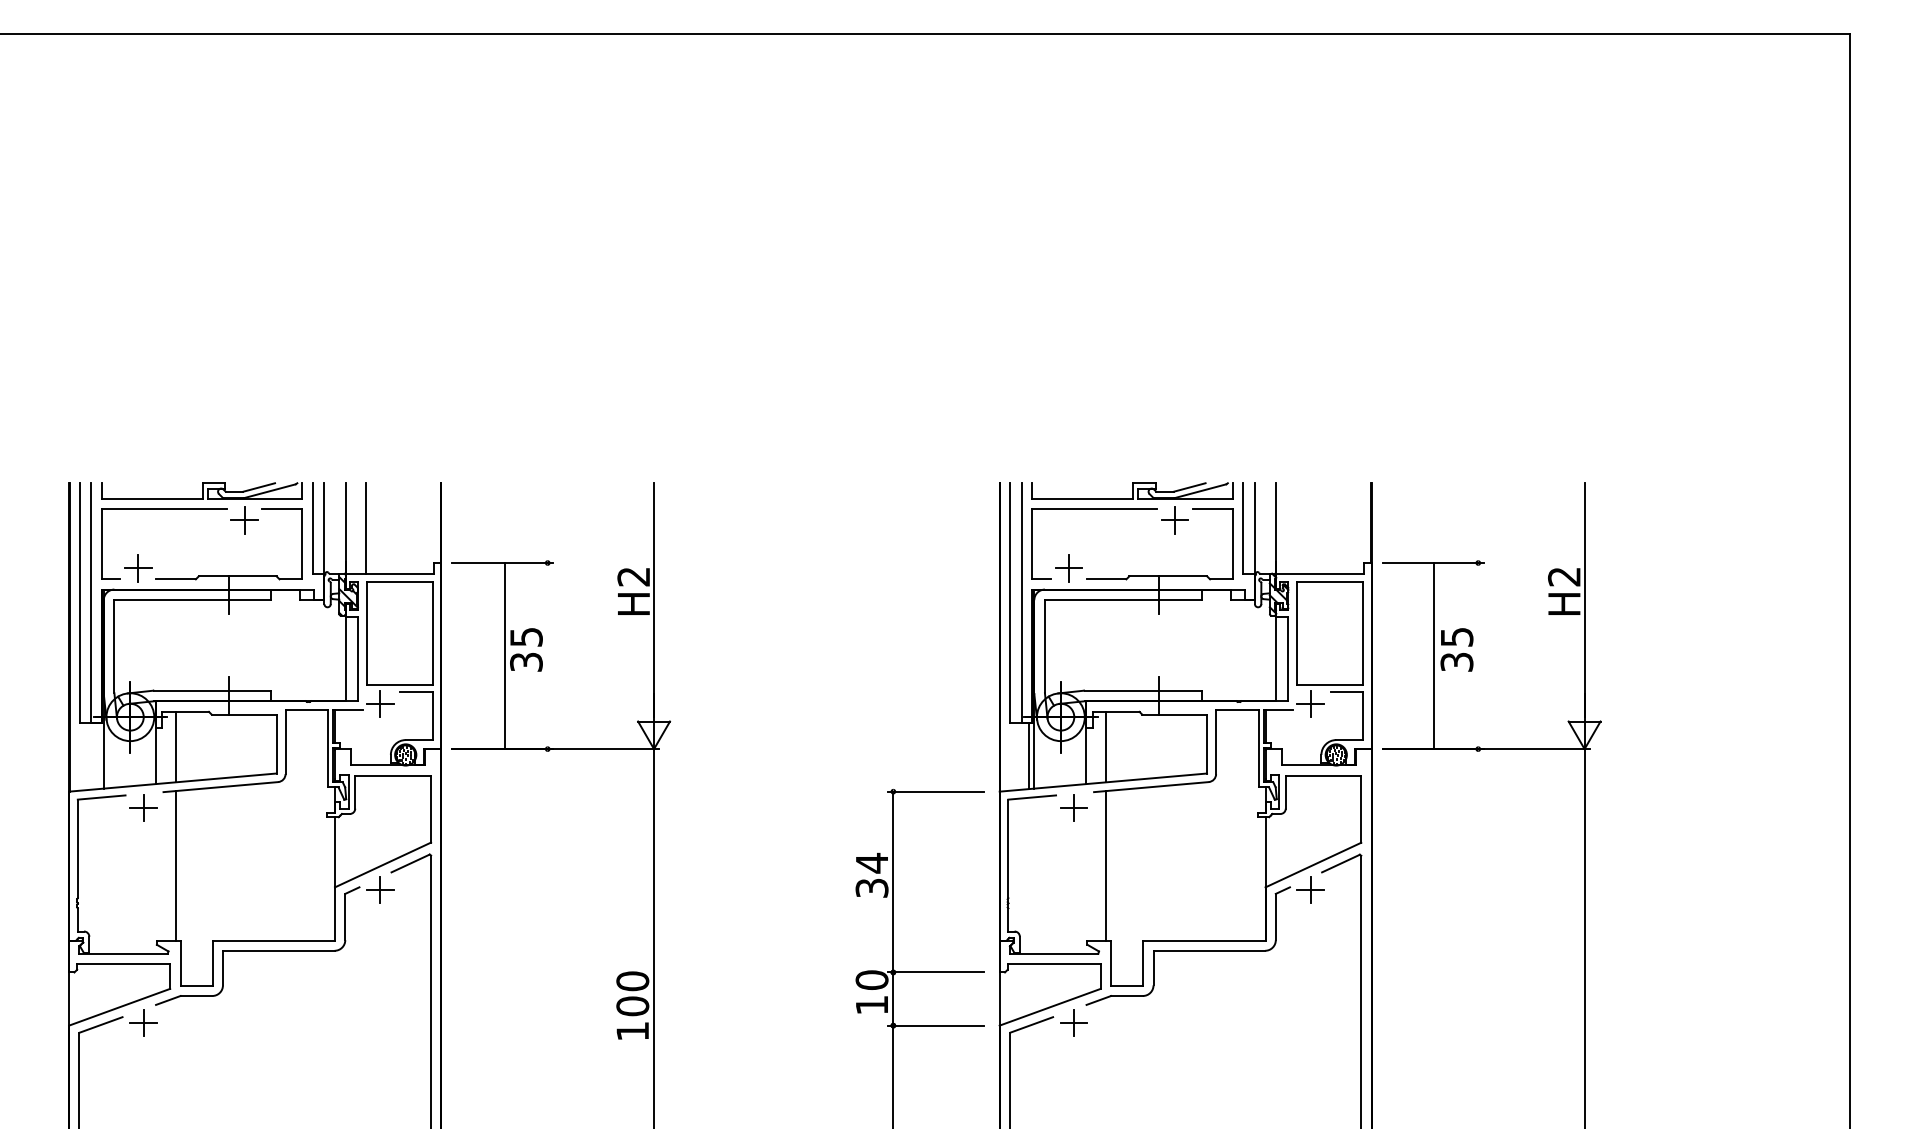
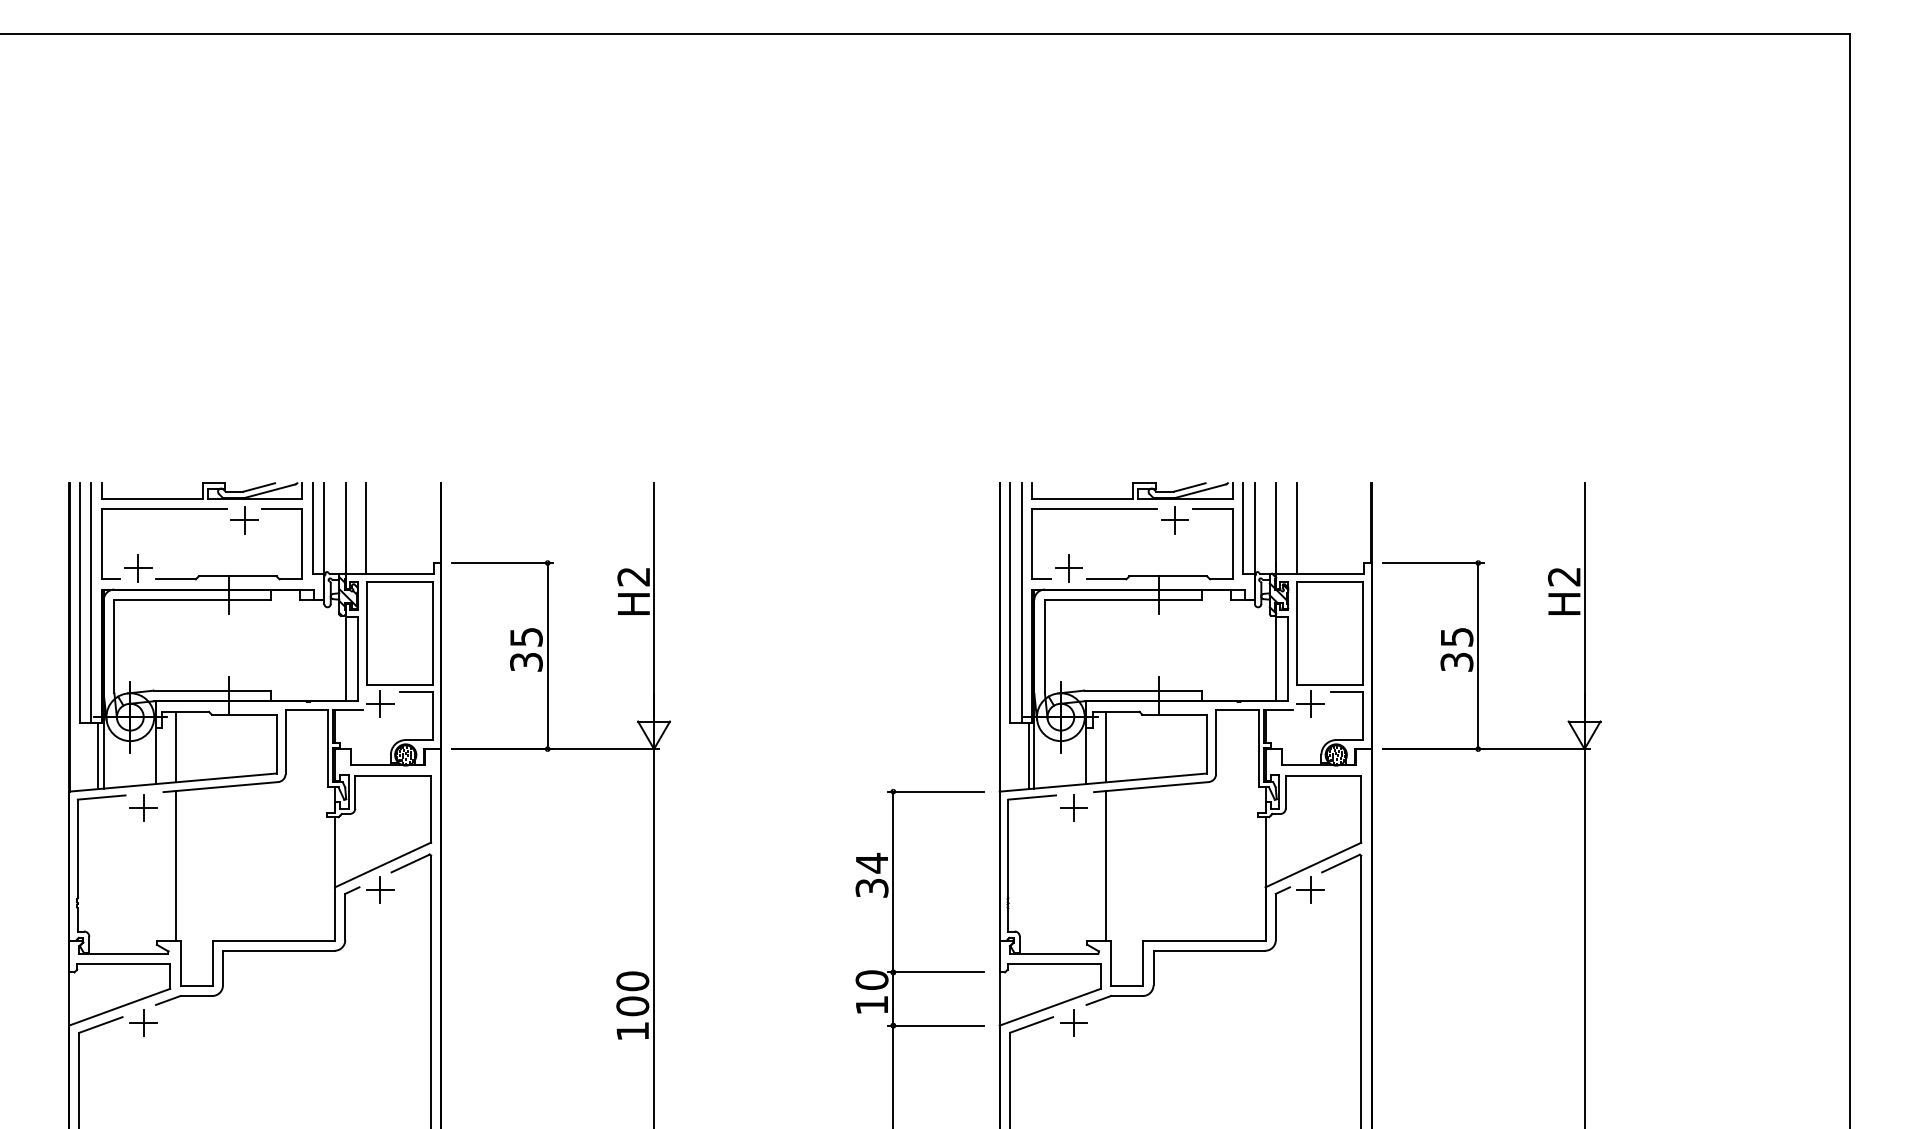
line: none -> present (1296, 528)
line position: (504, 656) -> (547, 656) (547, 656)
line position: (1434, 656) -> (1478, 656) (1478, 656)
line: none -> present (98, 755)
